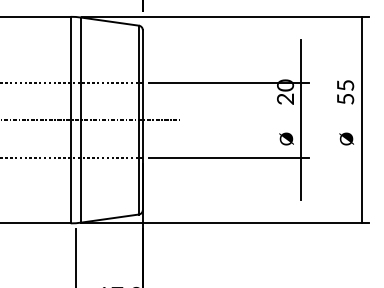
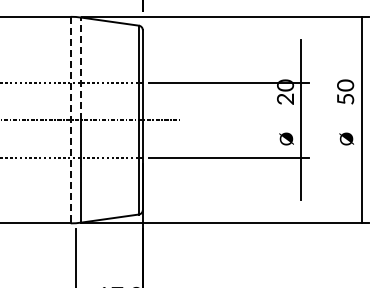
line: solid -> dashed (81, 68)
text: 55 -> 50 (345, 85)
line: solid -> dashed (70, 120)
